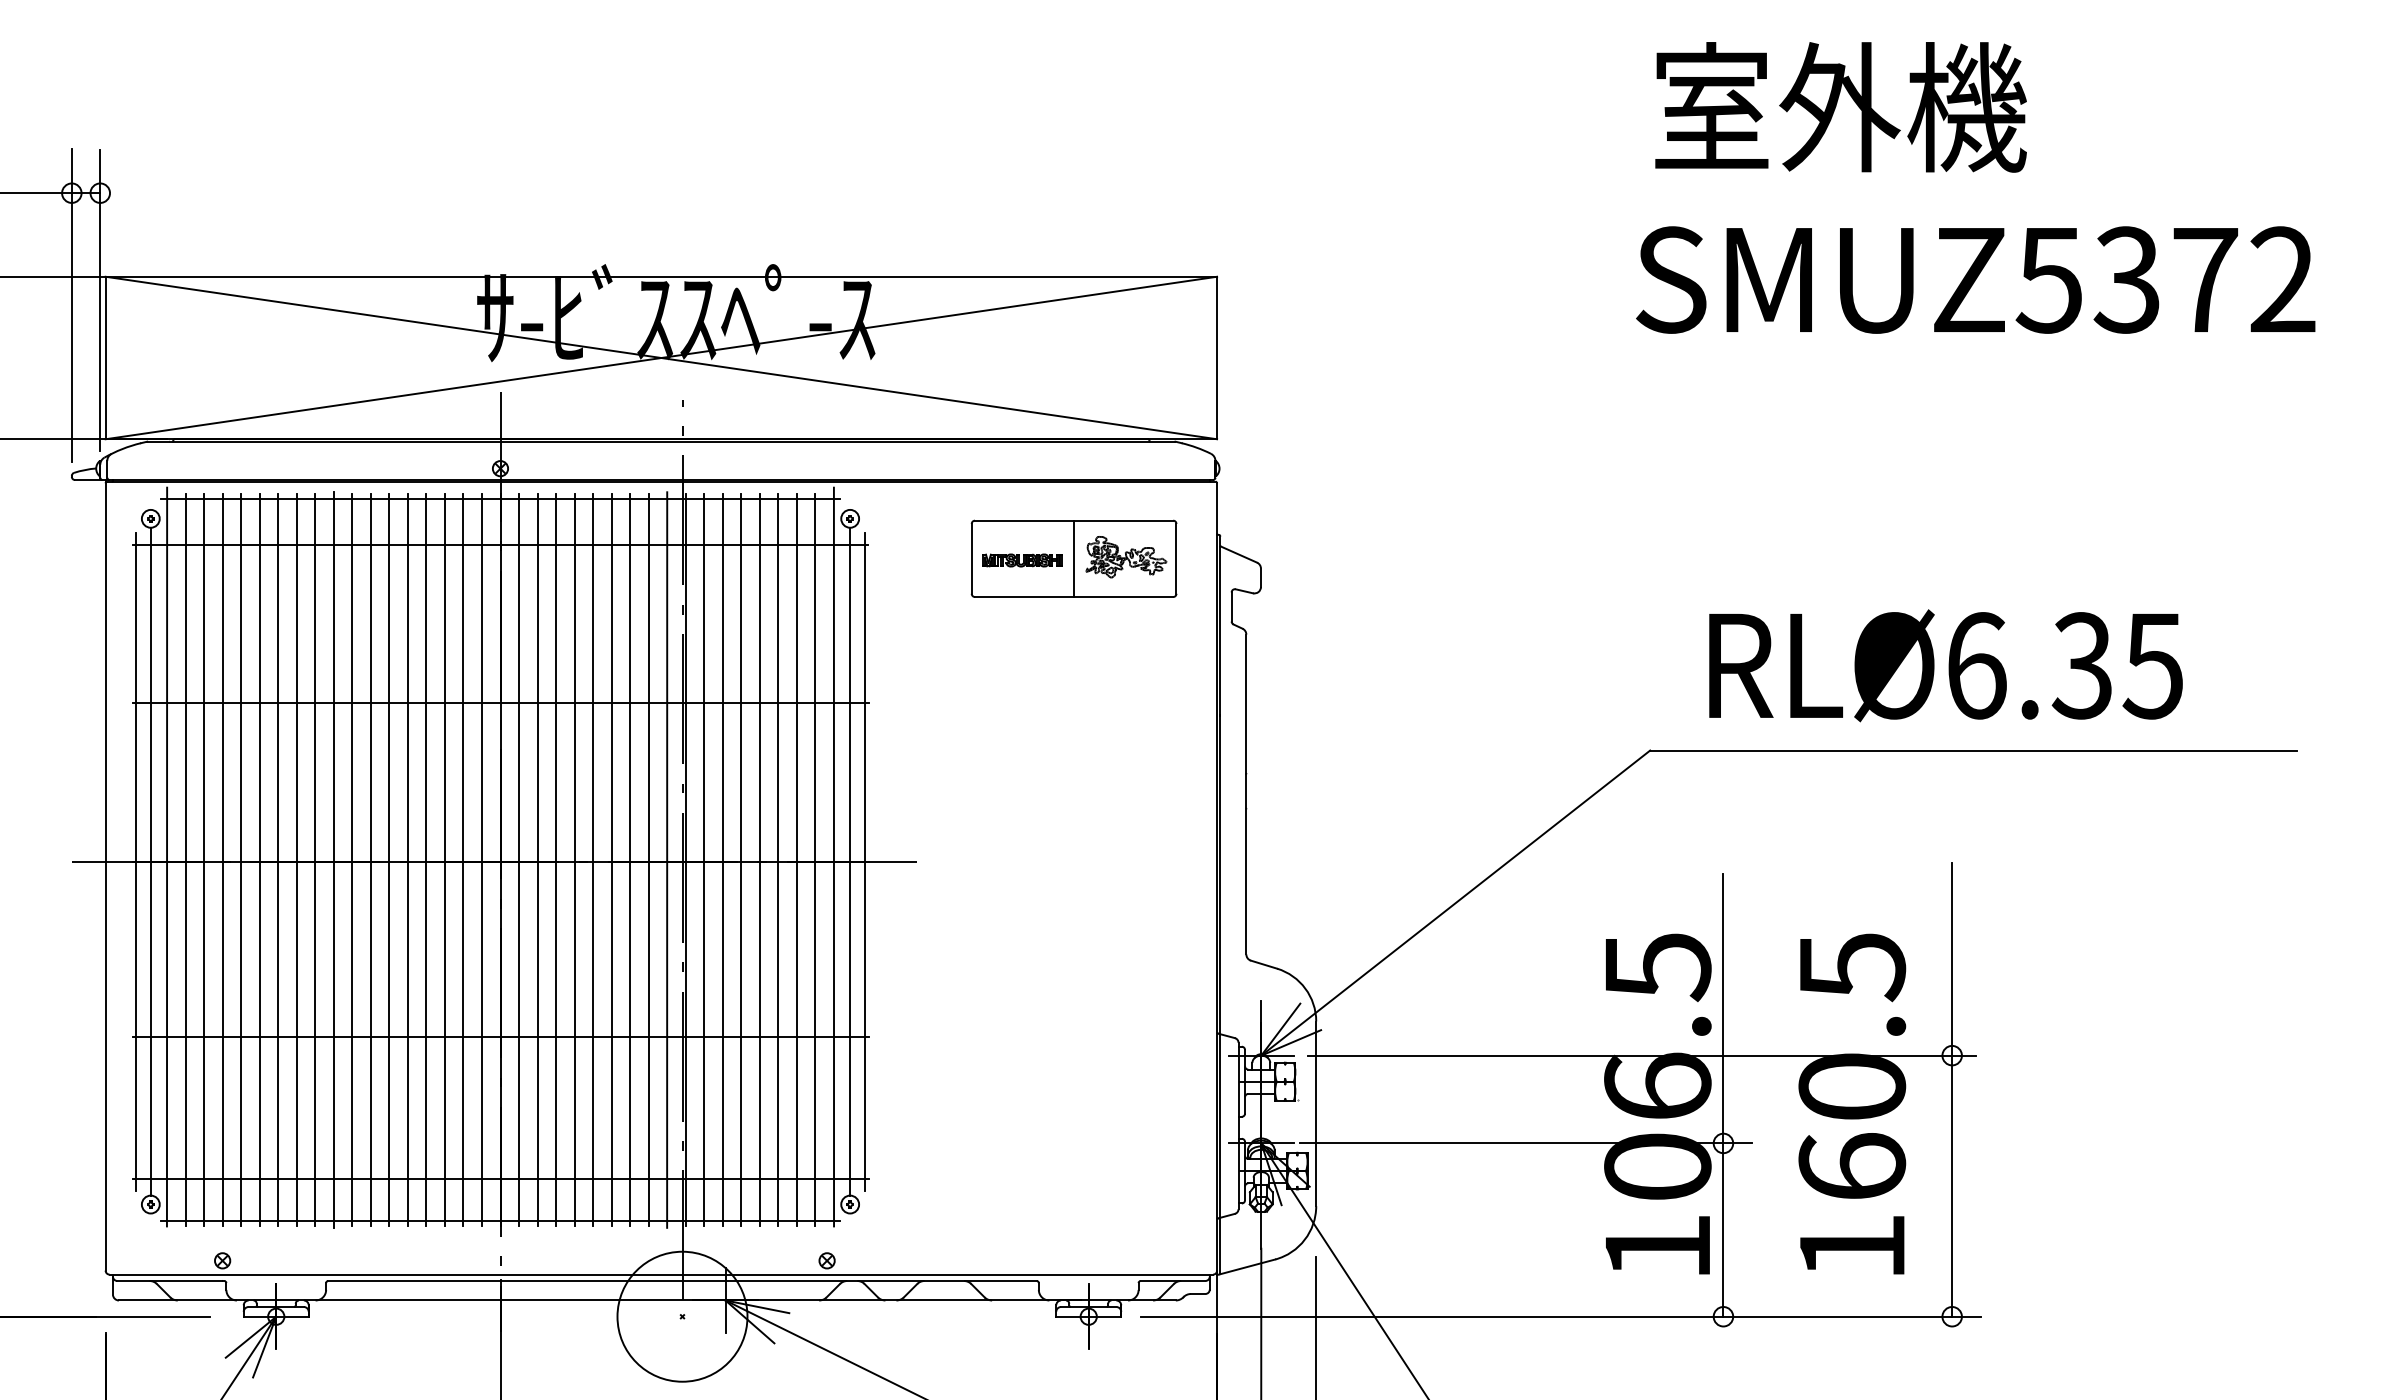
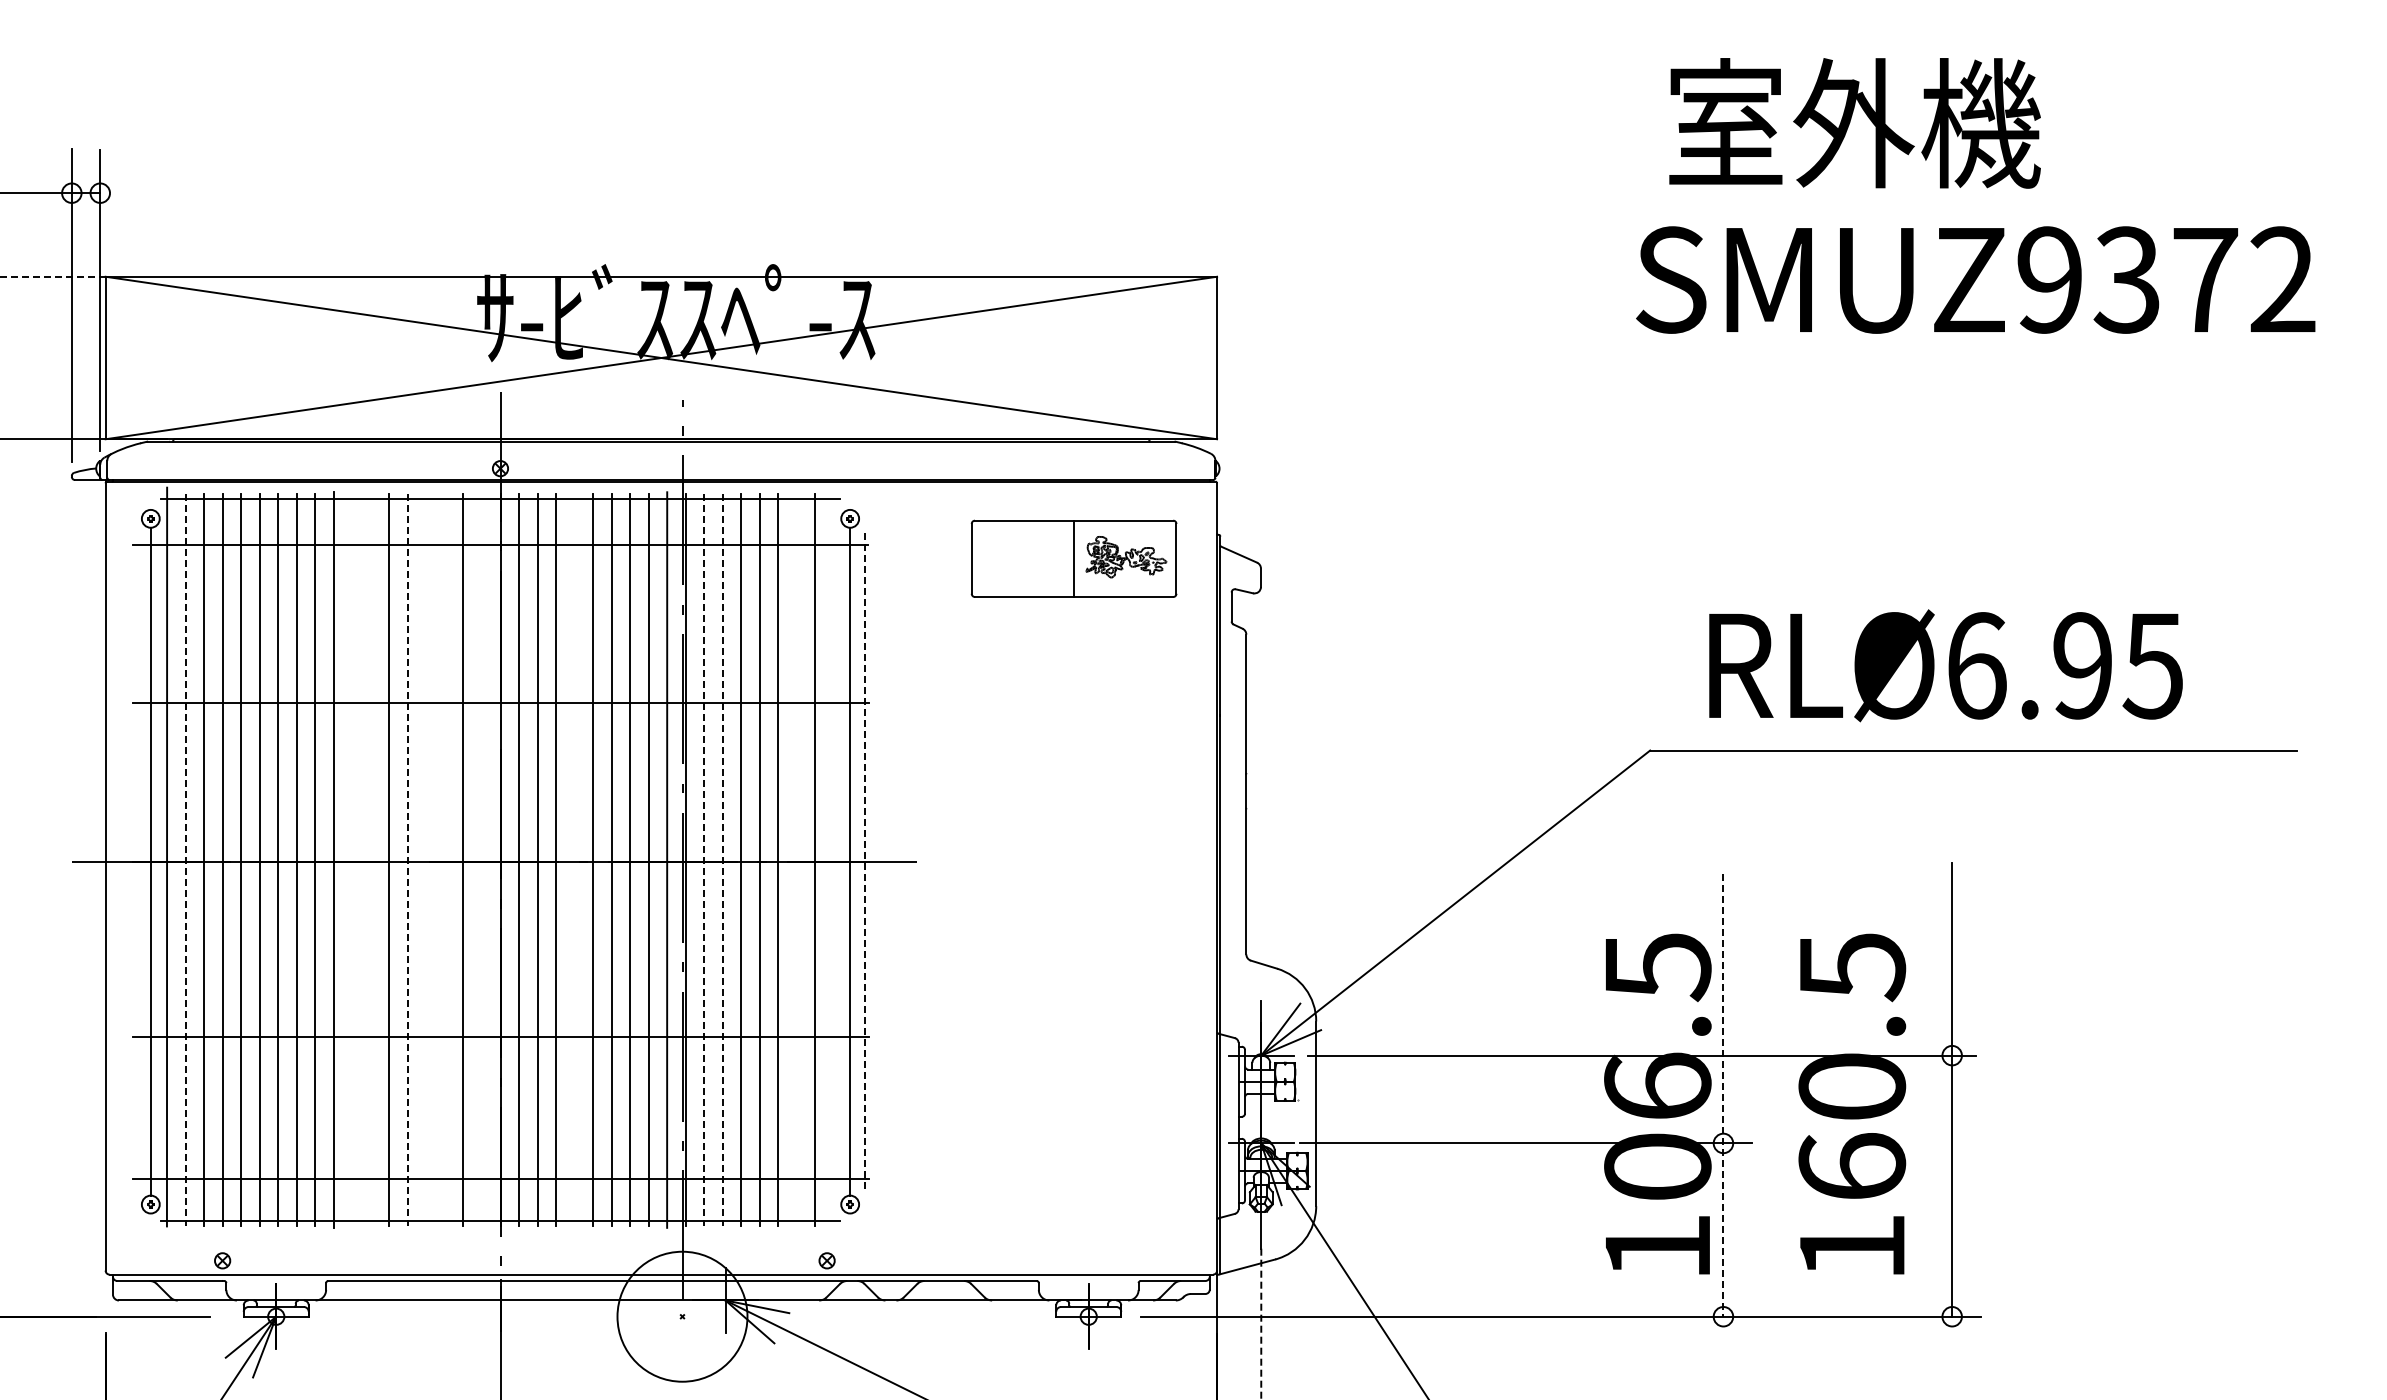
text position: (1840, 107) -> (1854, 123) (1854, 123)
line: solid -> dashed (52, 276)
text: SMUZ5372 -> SMUZ9372 (2048, 279)
part: present -> none (1022, 560)
text: RLØ6.35 -> RLØ6.95 (2081, 665)
line: present -> none (833, 856)
line: present -> none (352, 859)
line: present -> none (370, 859)
line: present -> none (426, 859)
line: present -> none (444, 859)
line: present -> none (481, 859)
line: present -> none (574, 859)
line: present -> none (796, 859)
line: solid -> dashed (185, 860)
line: solid -> dashed (407, 860)
line: solid -> dashed (704, 860)
line: solid -> dashed (722, 860)
line: present -> none (136, 861)
line: solid -> dashed (864, 862)
line: solid -> dashed (1723, 1095)
line: solid -> dashed (1261, 1324)
line: present -> none (1316, 1326)
